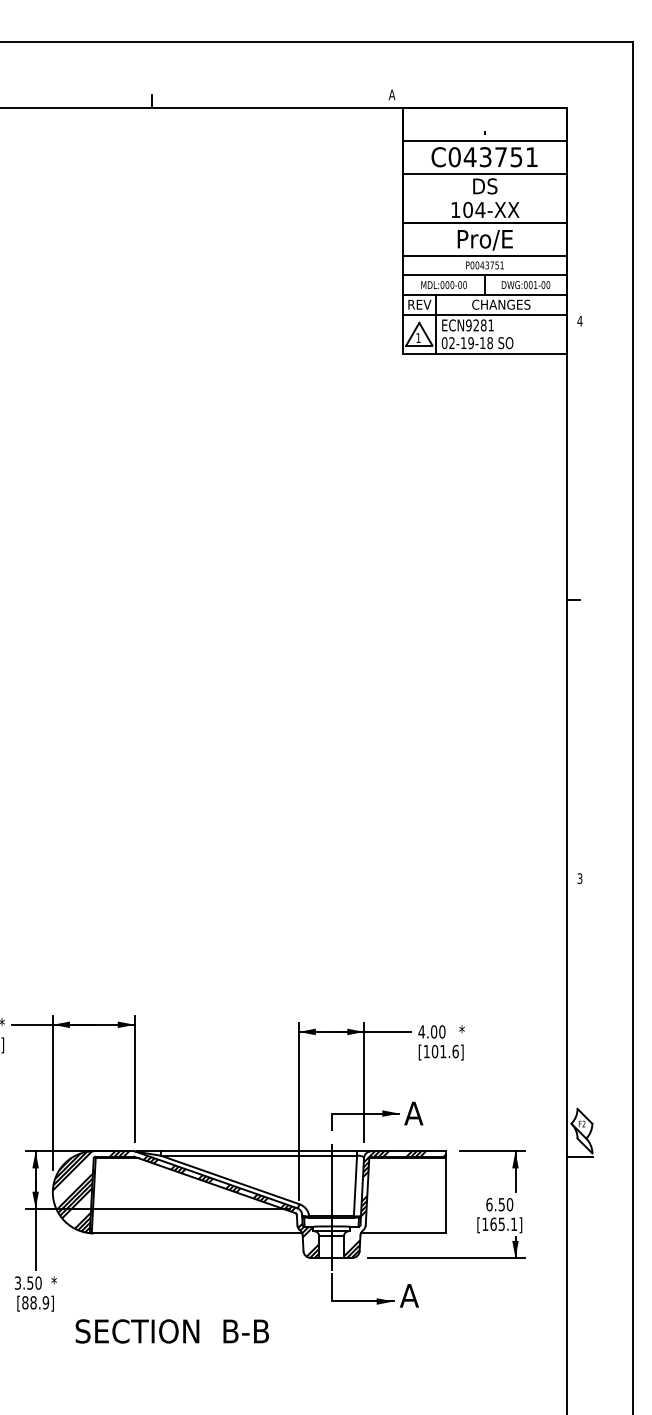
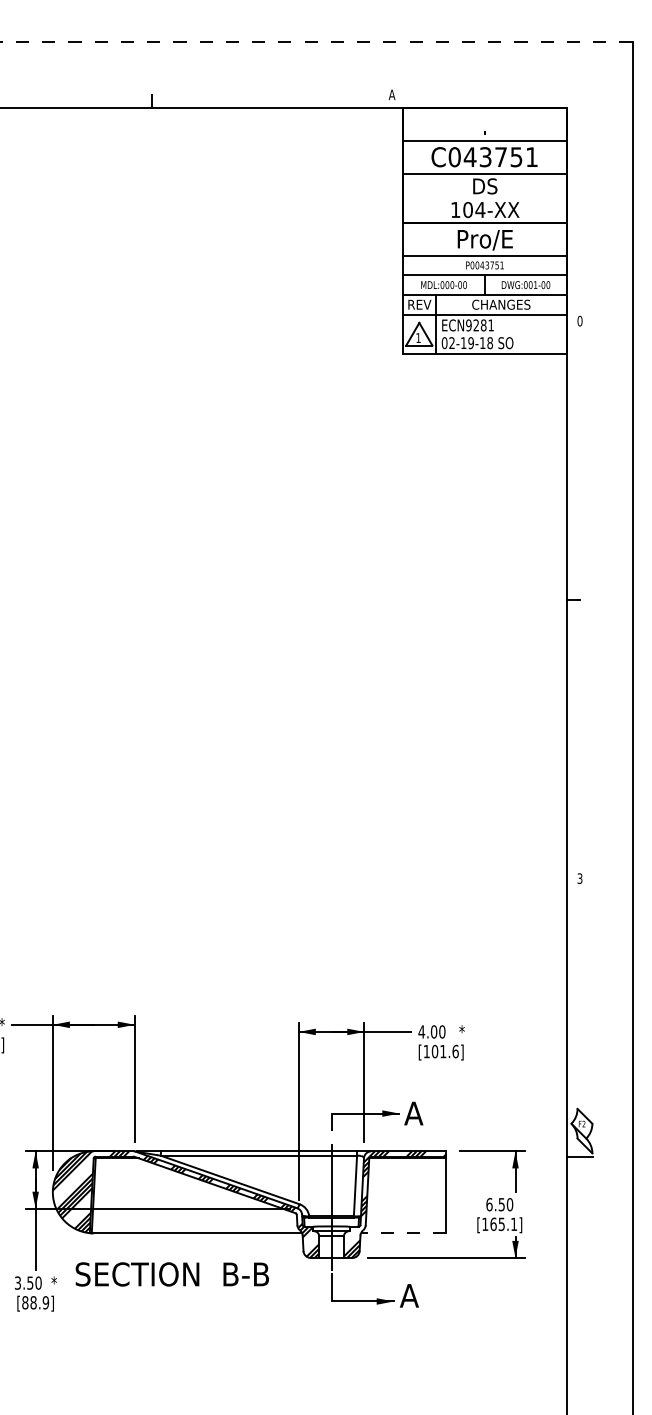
line: solid -> dashed (316, 42)
text: 4 -> 0 (579, 320)
line: solid -> dashed (403, 1233)
text position: (171, 1331) -> (171, 1274) (171, 1274)
